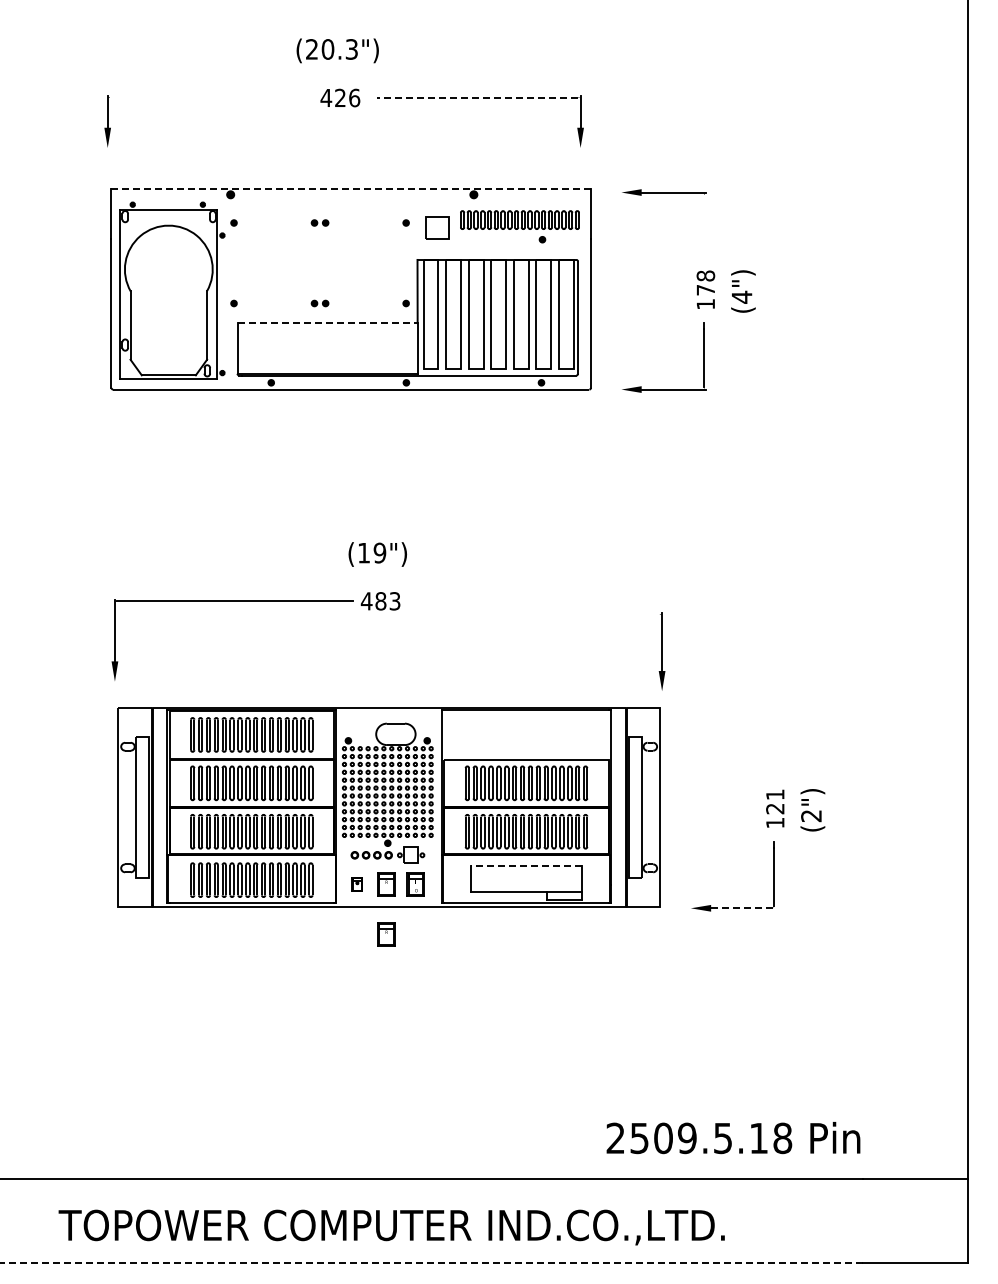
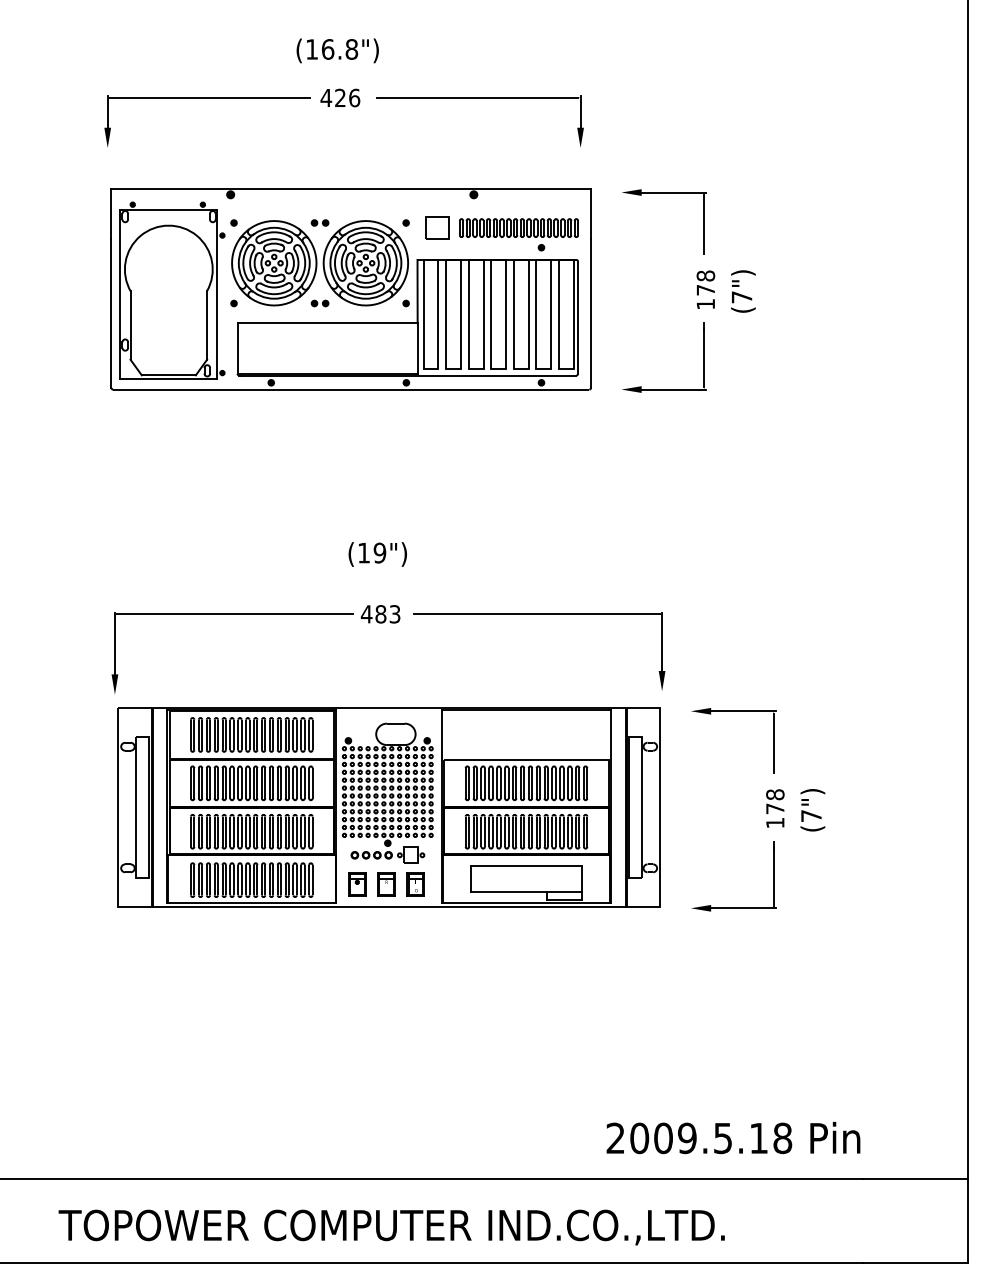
text: (20.3") -> (16.8") (332, 49)
line: none -> present (209, 97)
line: dashed -> solid (477, 97)
line: dashed -> solid (351, 189)
line: none -> present (704, 224)
part position: (519, 226) -> (518, 234) (518, 234)
part: none -> present (319, 263)
text: (4") -> (7") (742, 296)
line: dashed -> solid (328, 323)
part position: (255, 601) -> (255, 614) (255, 614)
line: none -> present (536, 614)
part: none -> present (733, 711)
text: 121 -> 178 (775, 801)
text: (2") -> (7") (811, 816)
line: dashed -> solid (526, 866)
part size: 12x15 px -> 19x25 px (357, 884)
line: dashed -> solid (743, 908)
part: present -> none (386, 934)
text: 2509.5.18 -> 2009.5.18 (639, 1138)
line: dashed -> solid (431, 1263)
